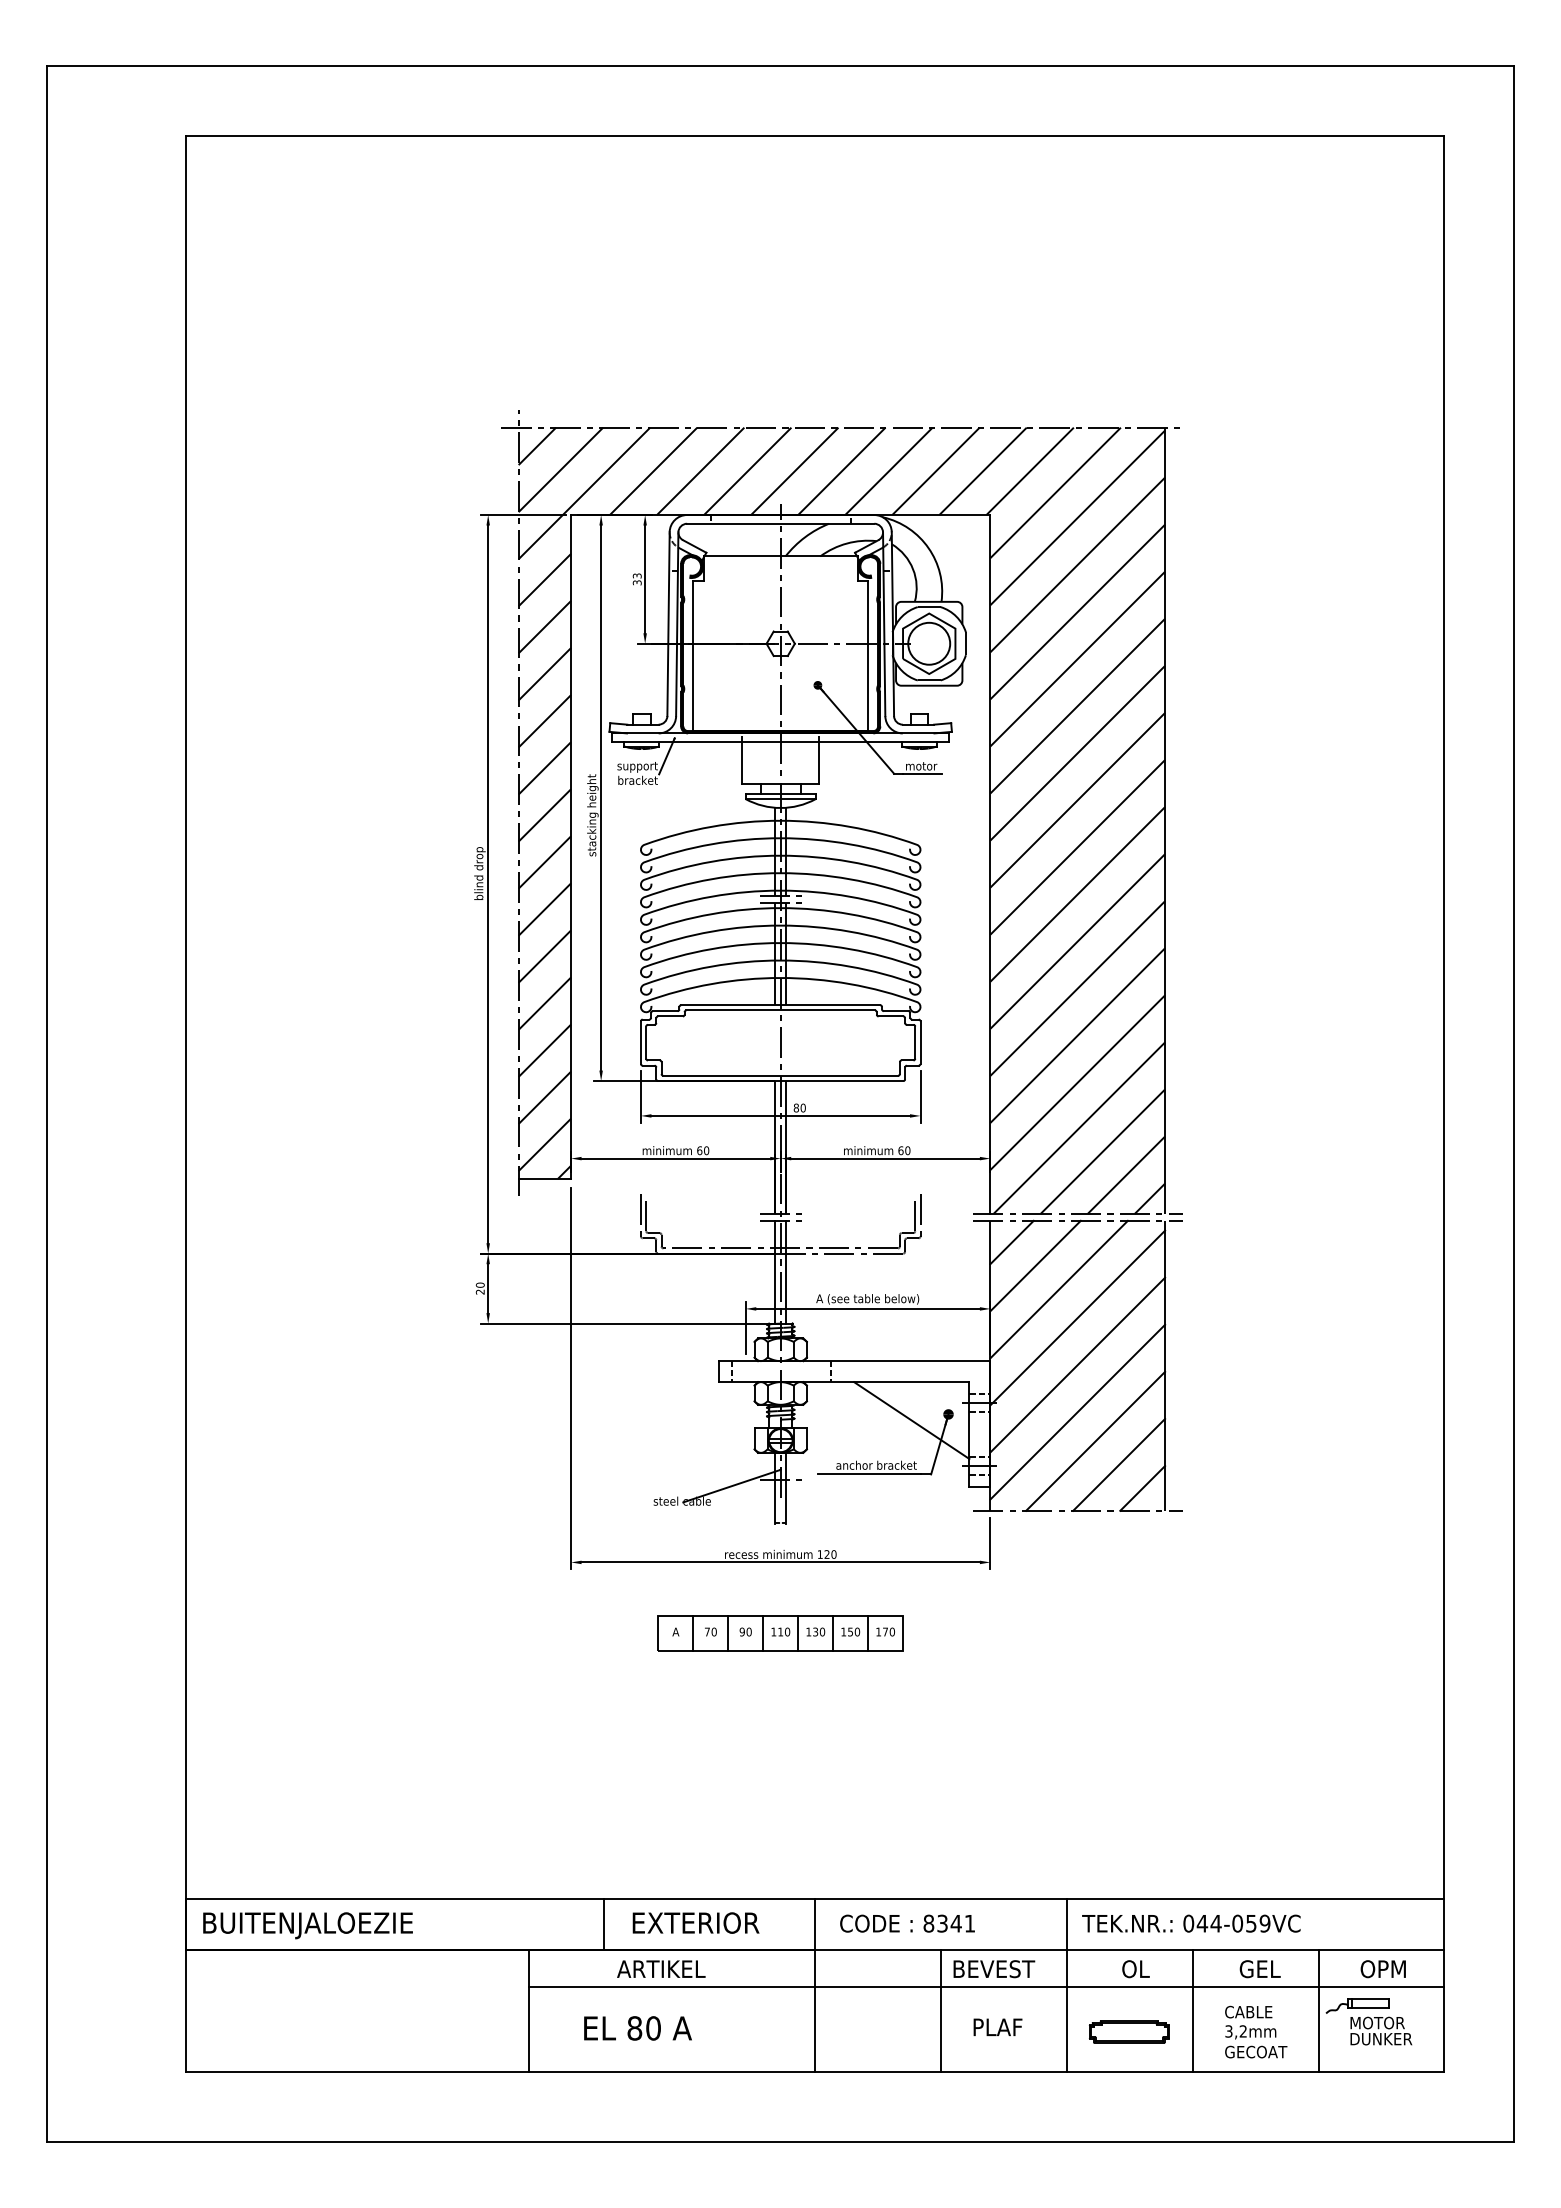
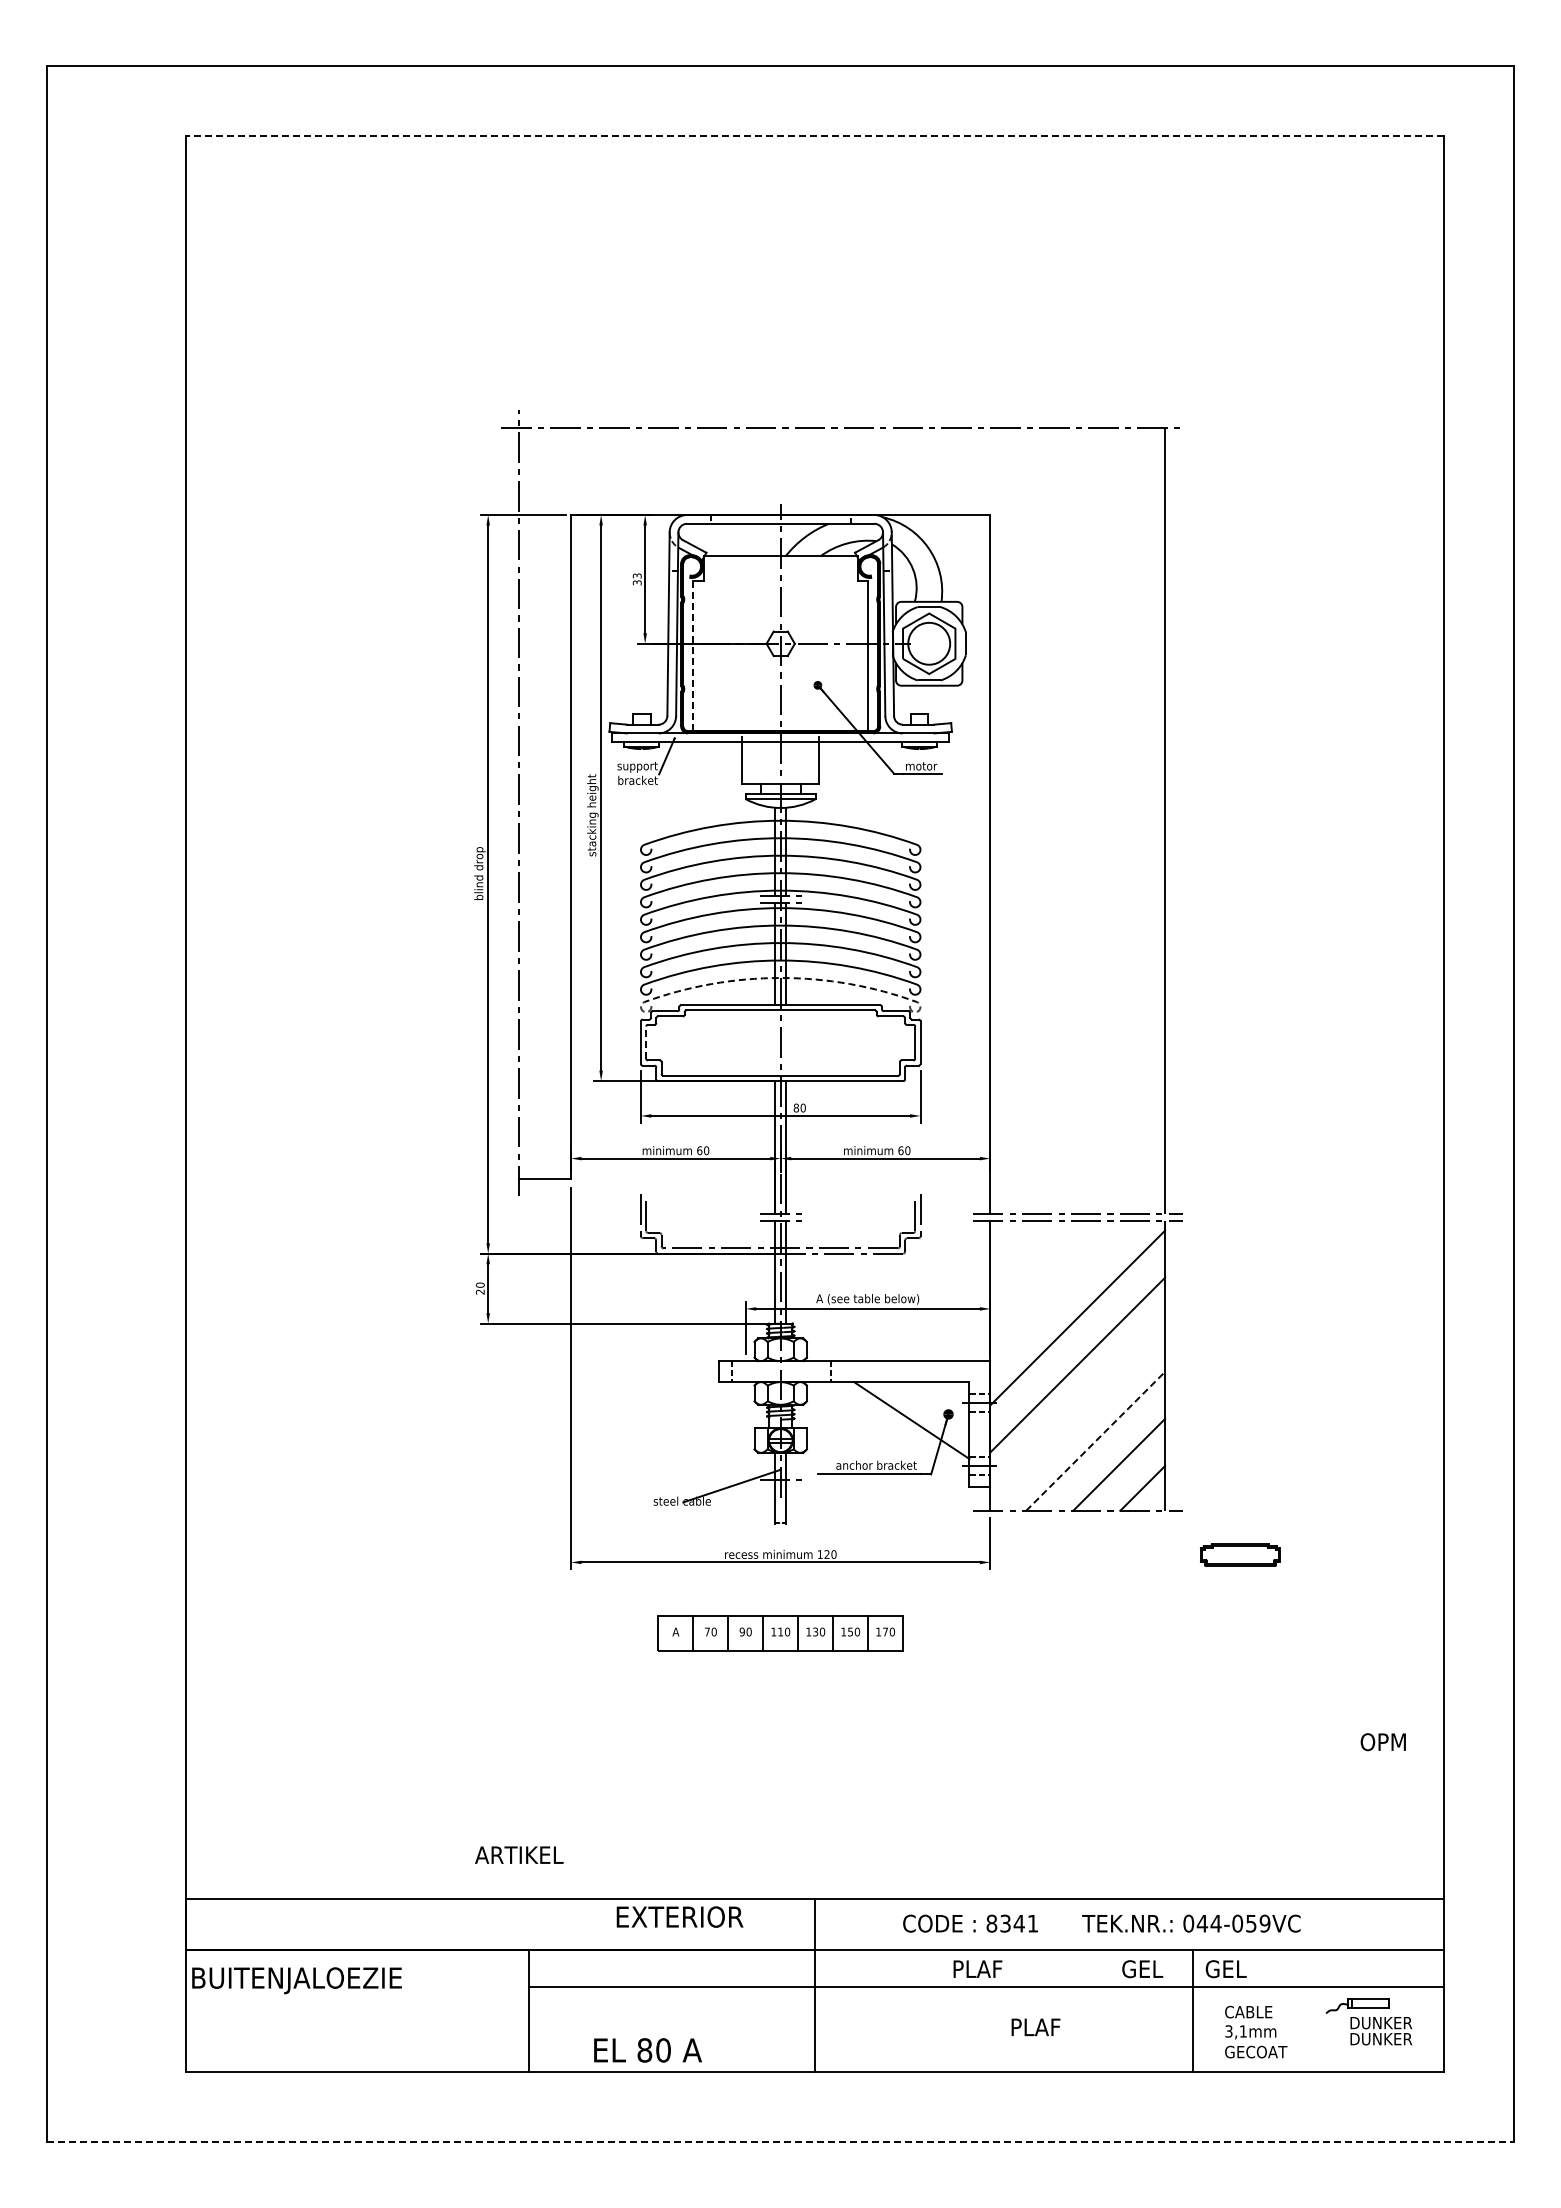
line: solid -> dashed (815, 136)
line: solid -> dashed (693, 656)
hatch: present -> none (841, 820)
line: solid -> dashed (780, 978)
line: solid -> dashed (646, 1042)
line: present -> none (1011, 1242)
line: present -> none (1035, 1265)
line: present -> none (1058, 1289)
line: present -> none (1077, 1411)
line: solid -> dashed (1095, 1441)
text position: (695, 1922) -> (679, 1916) (679, 1916)
line: present -> none (603, 1923)
text position: (907, 1923) -> (970, 1923) (970, 1923)
text position: (307, 1925) -> (296, 1980) (296, 1980)
text position: (661, 1968) -> (519, 1854) (519, 1854)
text: BEVEST -> PLAF (995, 1969)
text: OL -> GEL (1145, 1969)
text position: (1259, 1969) -> (1225, 1969) (1225, 1969)
text position: (1382, 1969) -> (1382, 1742) (1382, 1742)
line: present -> none (1067, 1984)
line: present -> none (941, 2010)
line: present -> none (1318, 2010)
text: MOTOR -> DUNKER (1382, 2022)
text position: (997, 2026) -> (1035, 2026) (1035, 2026)
text position: (637, 2028) -> (647, 2050) (647, 2050)
part position: (1129, 2031) -> (1240, 1554) (1240, 1554)
text: 3,2mm -> 3,1mm (1242, 2031)
line: solid -> dashed (780, 2141)
